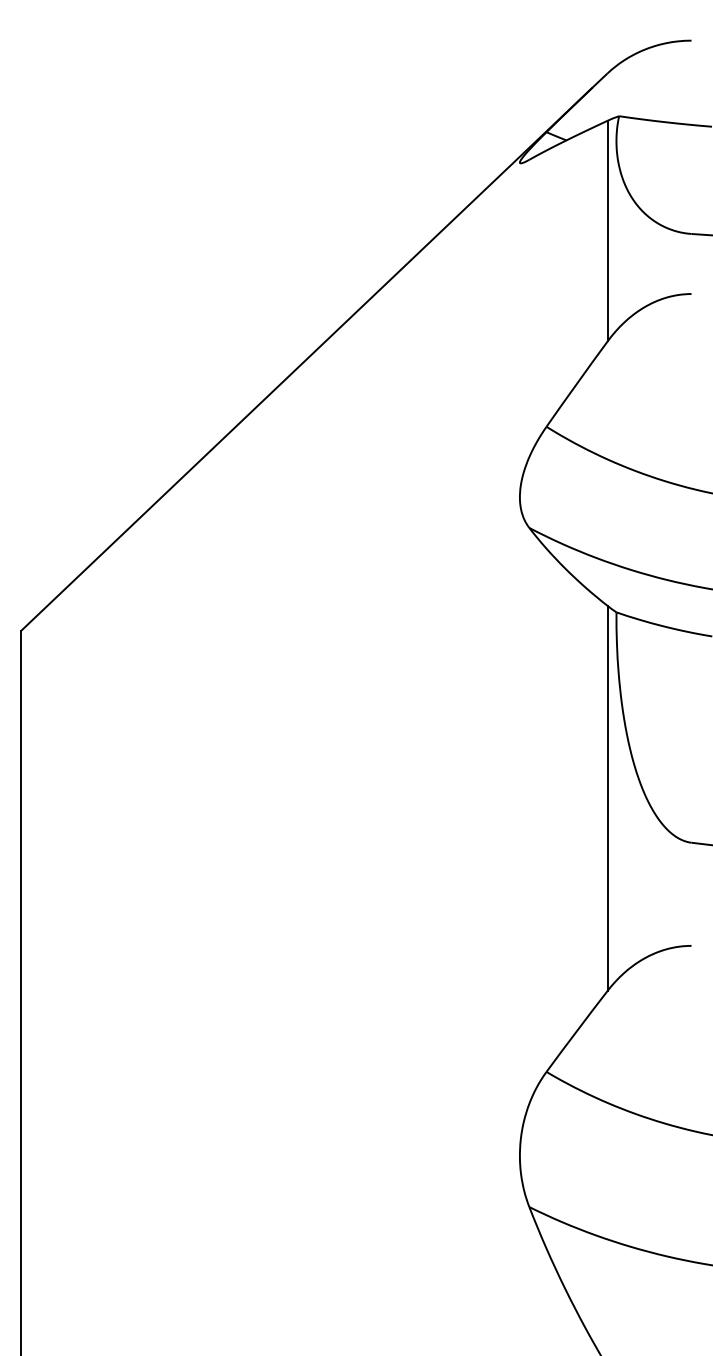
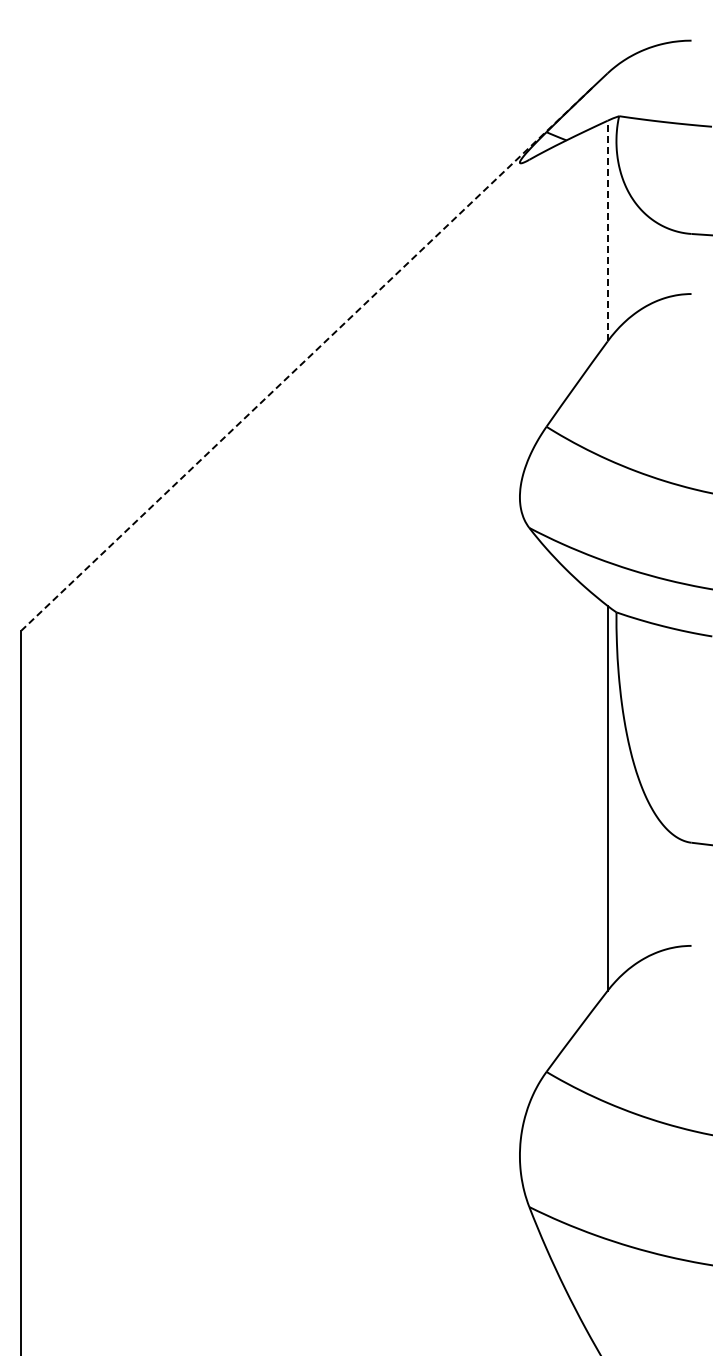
line: solid -> dashed (607, 230)
line: solid -> dashed (306, 359)
